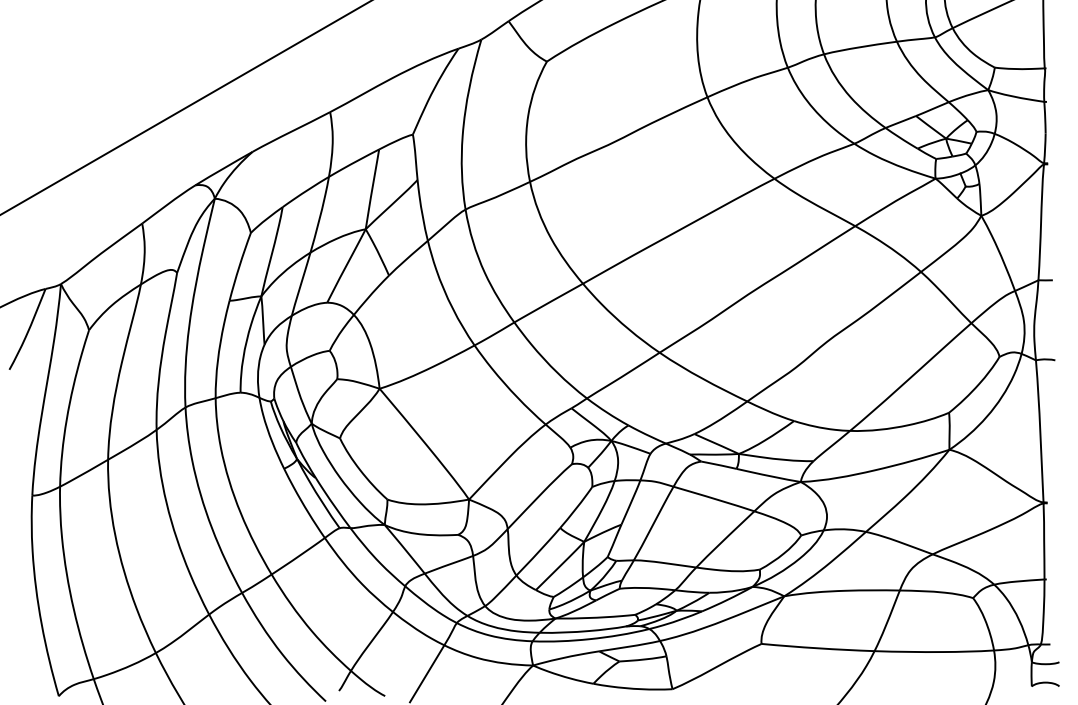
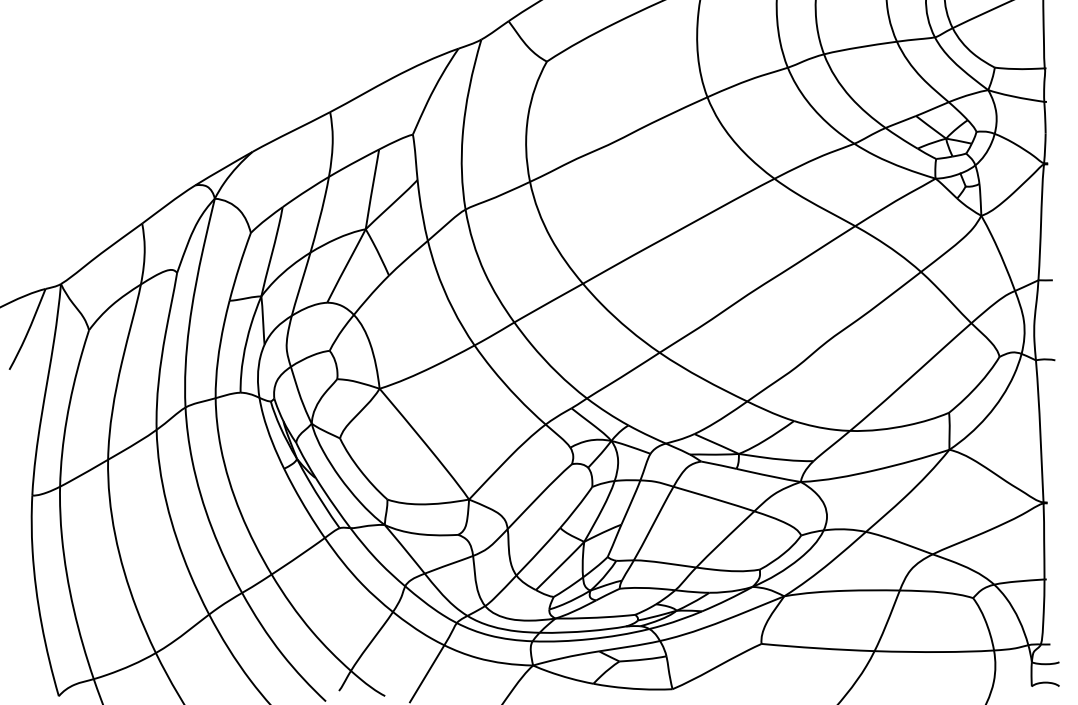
line: present -> none (185, 107)
